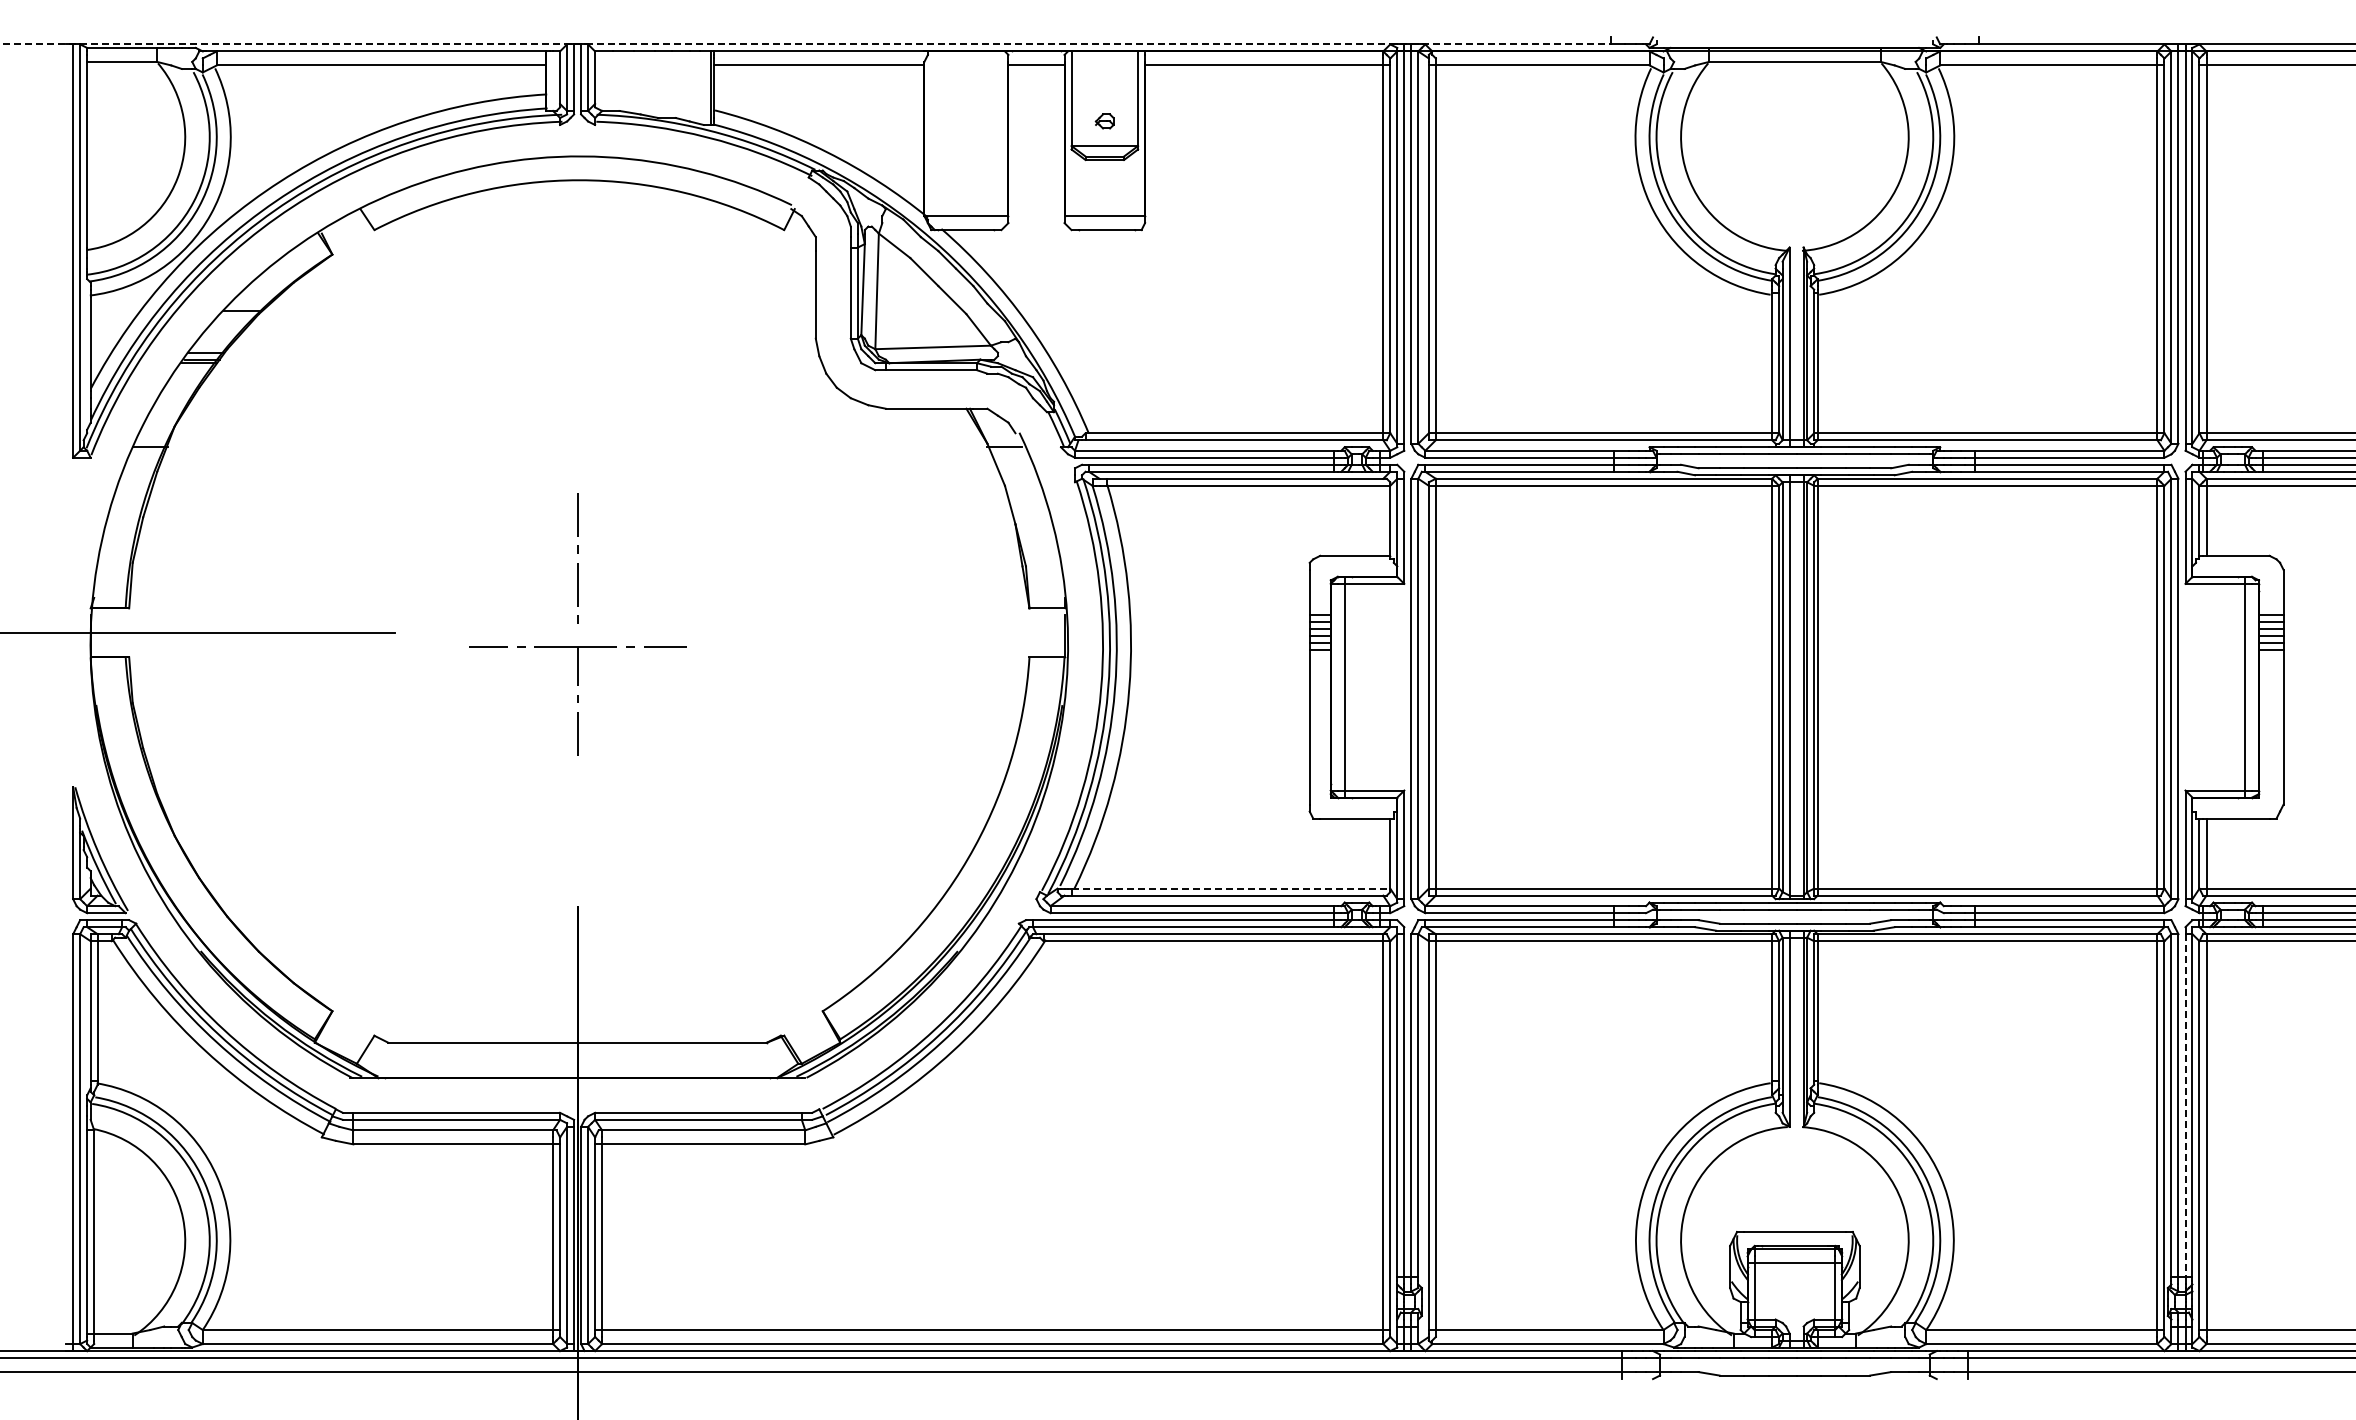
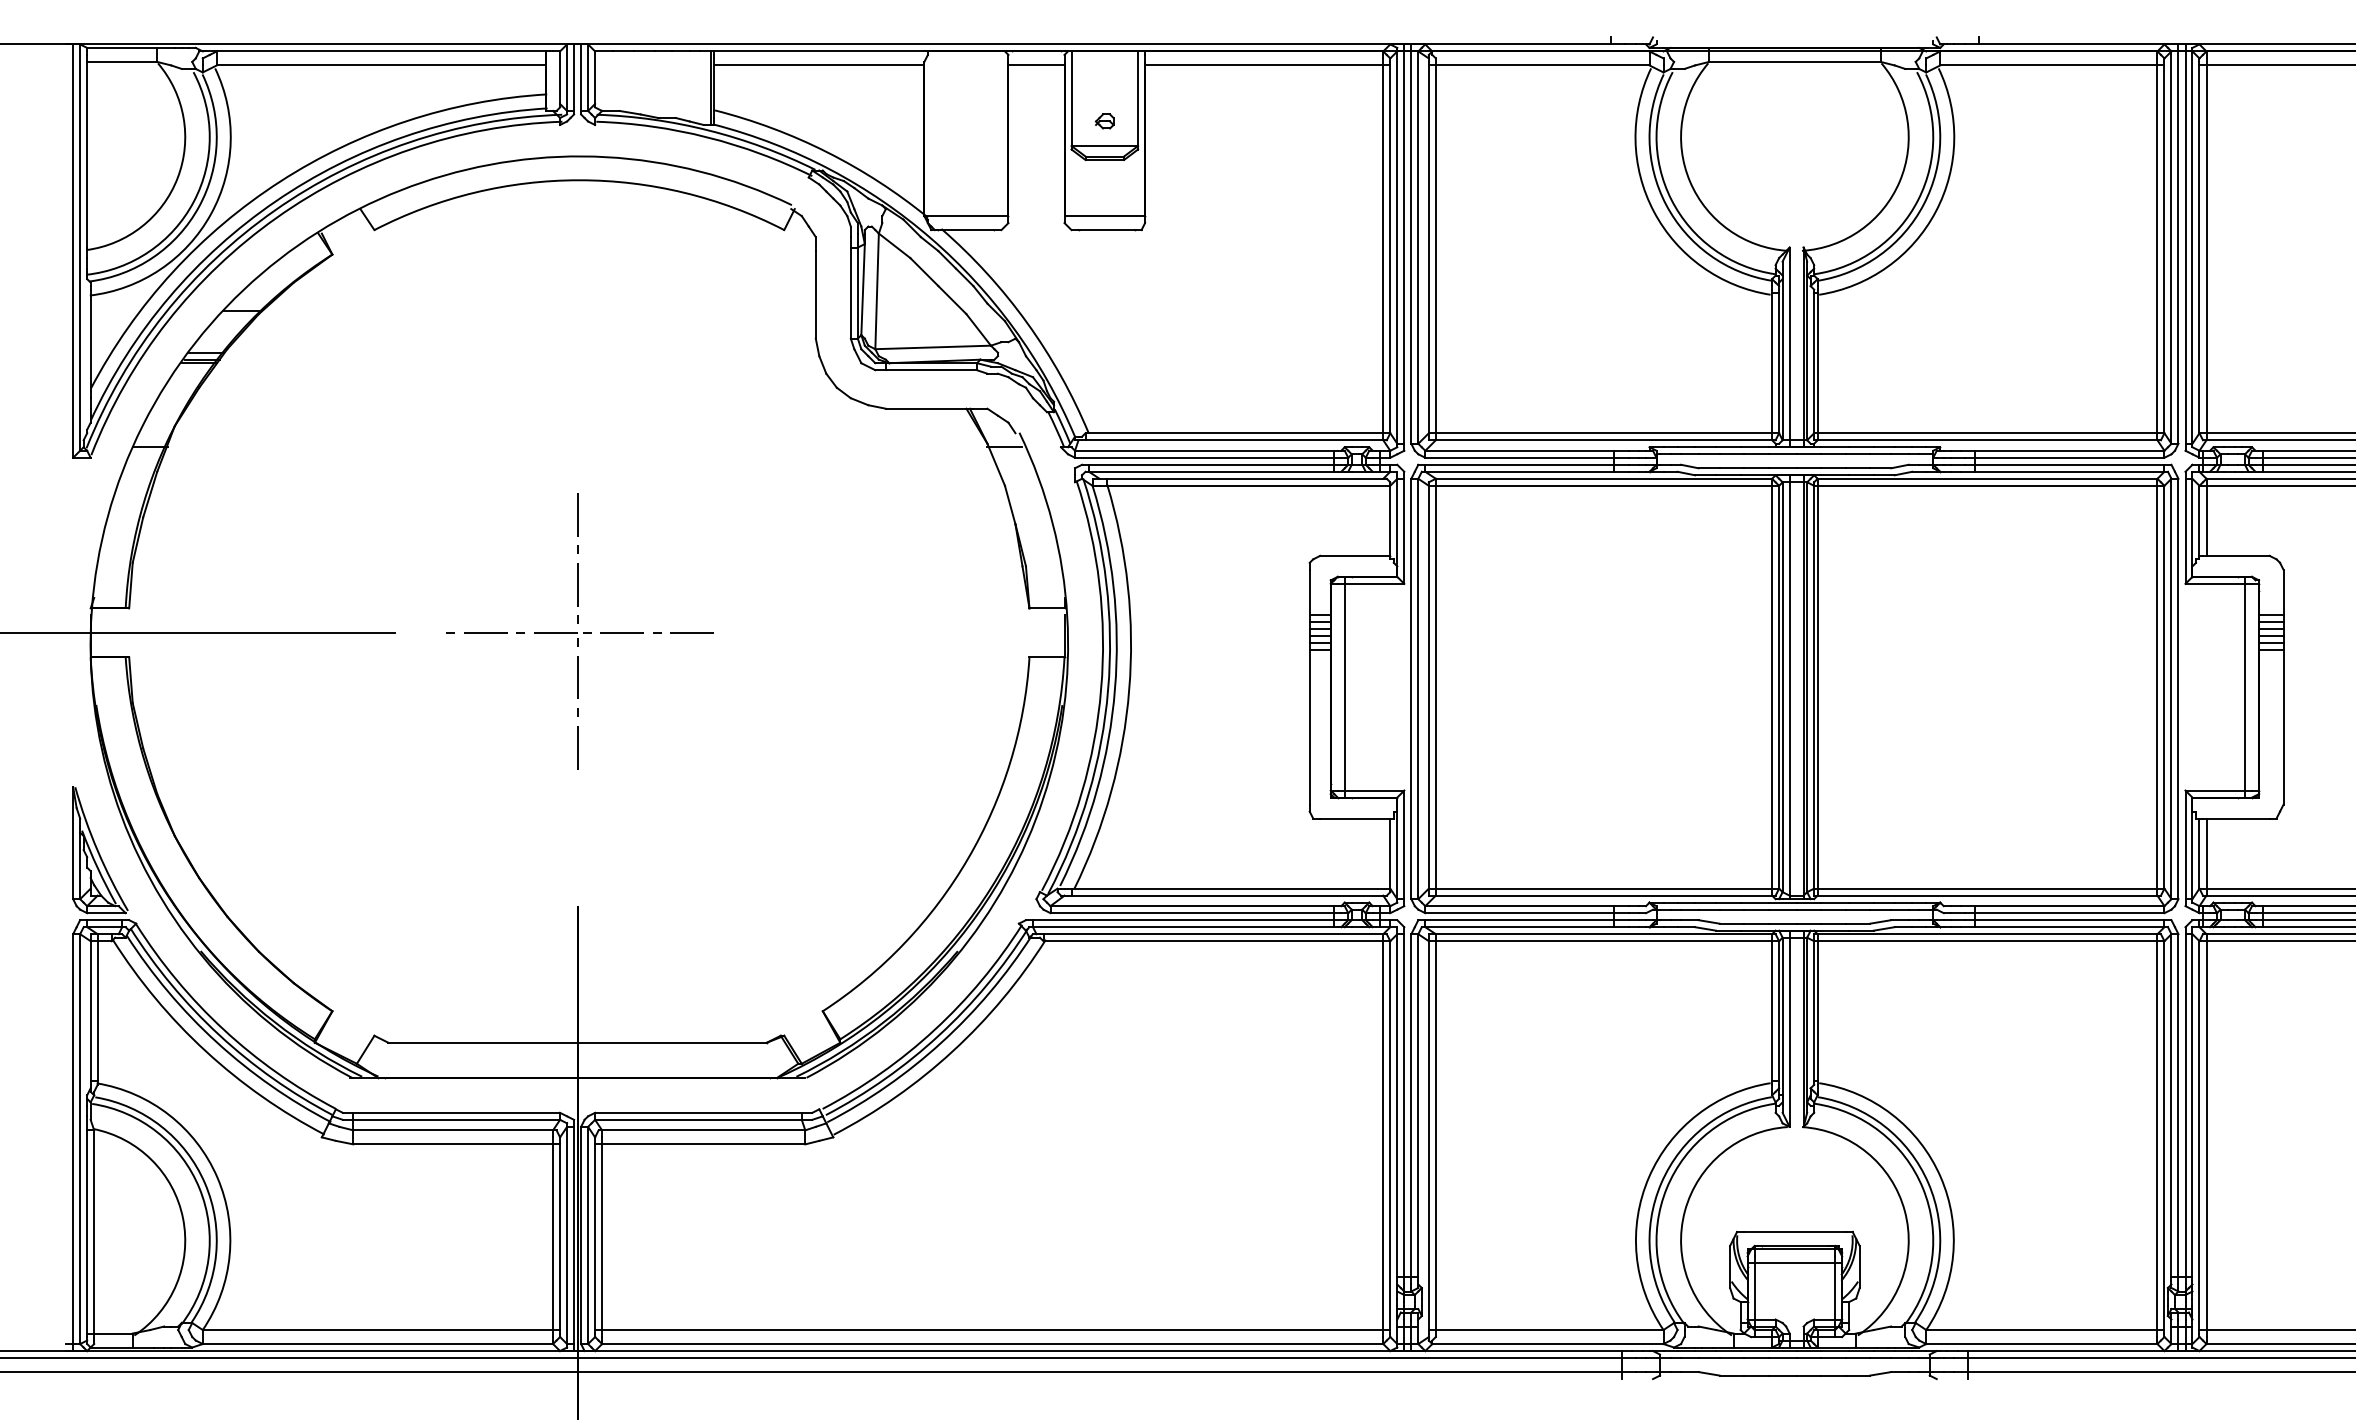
line: dashed -> solid (806, 44)
part size: 218x110 px -> 268x138 px (579, 700)
line: dashed -> solid (1231, 888)
line: dashed -> solid (2185, 1105)
